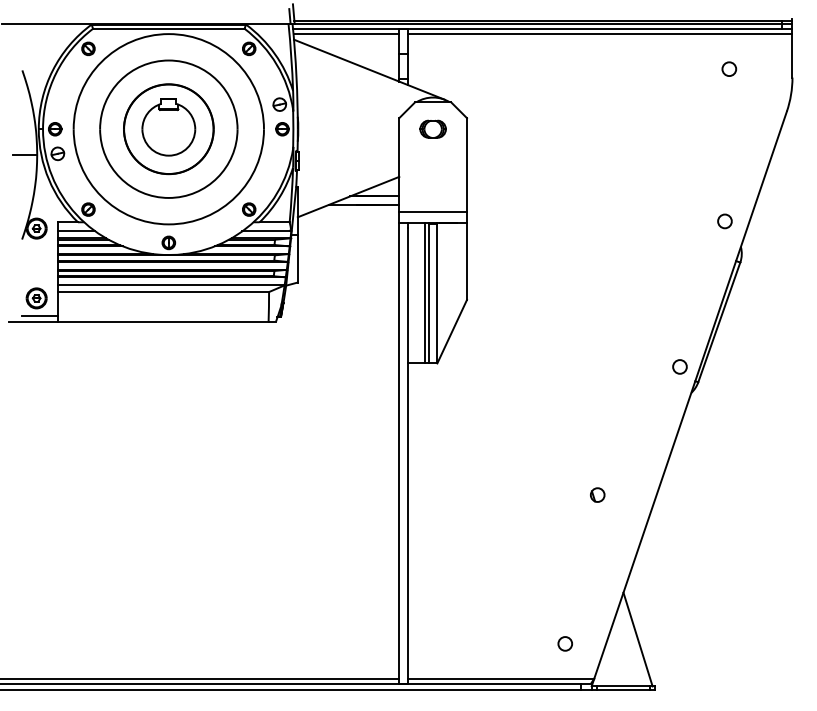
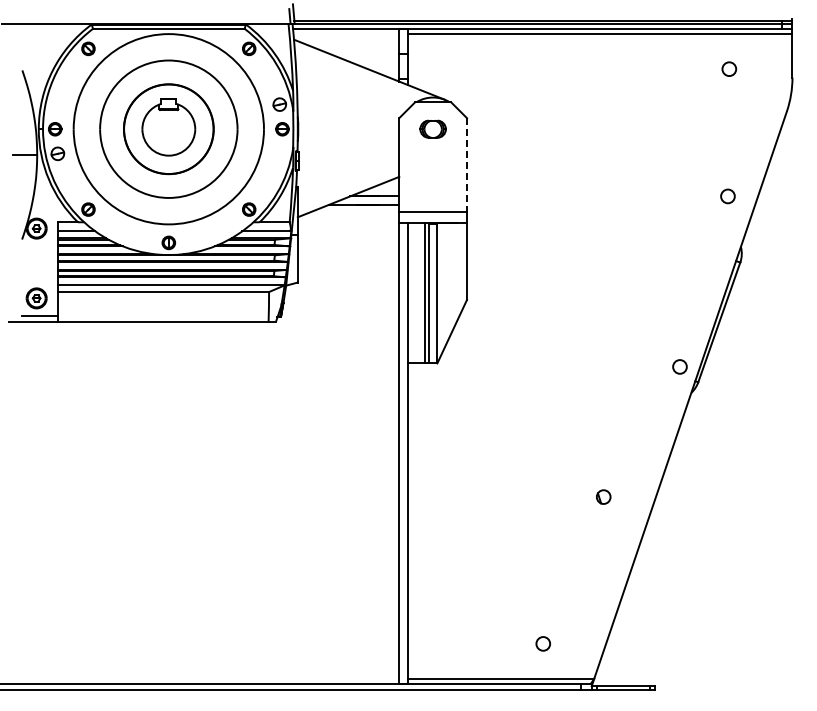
line: present -> none (346, 34)
line: solid -> dashed (466, 164)
circle position: (724, 221) -> (727, 196) (727, 196)
part position: (597, 494) -> (603, 496) (603, 496)
line: present -> none (637, 639)
circle position: (564, 643) -> (542, 643) (542, 643)
line: present -> none (200, 679)
